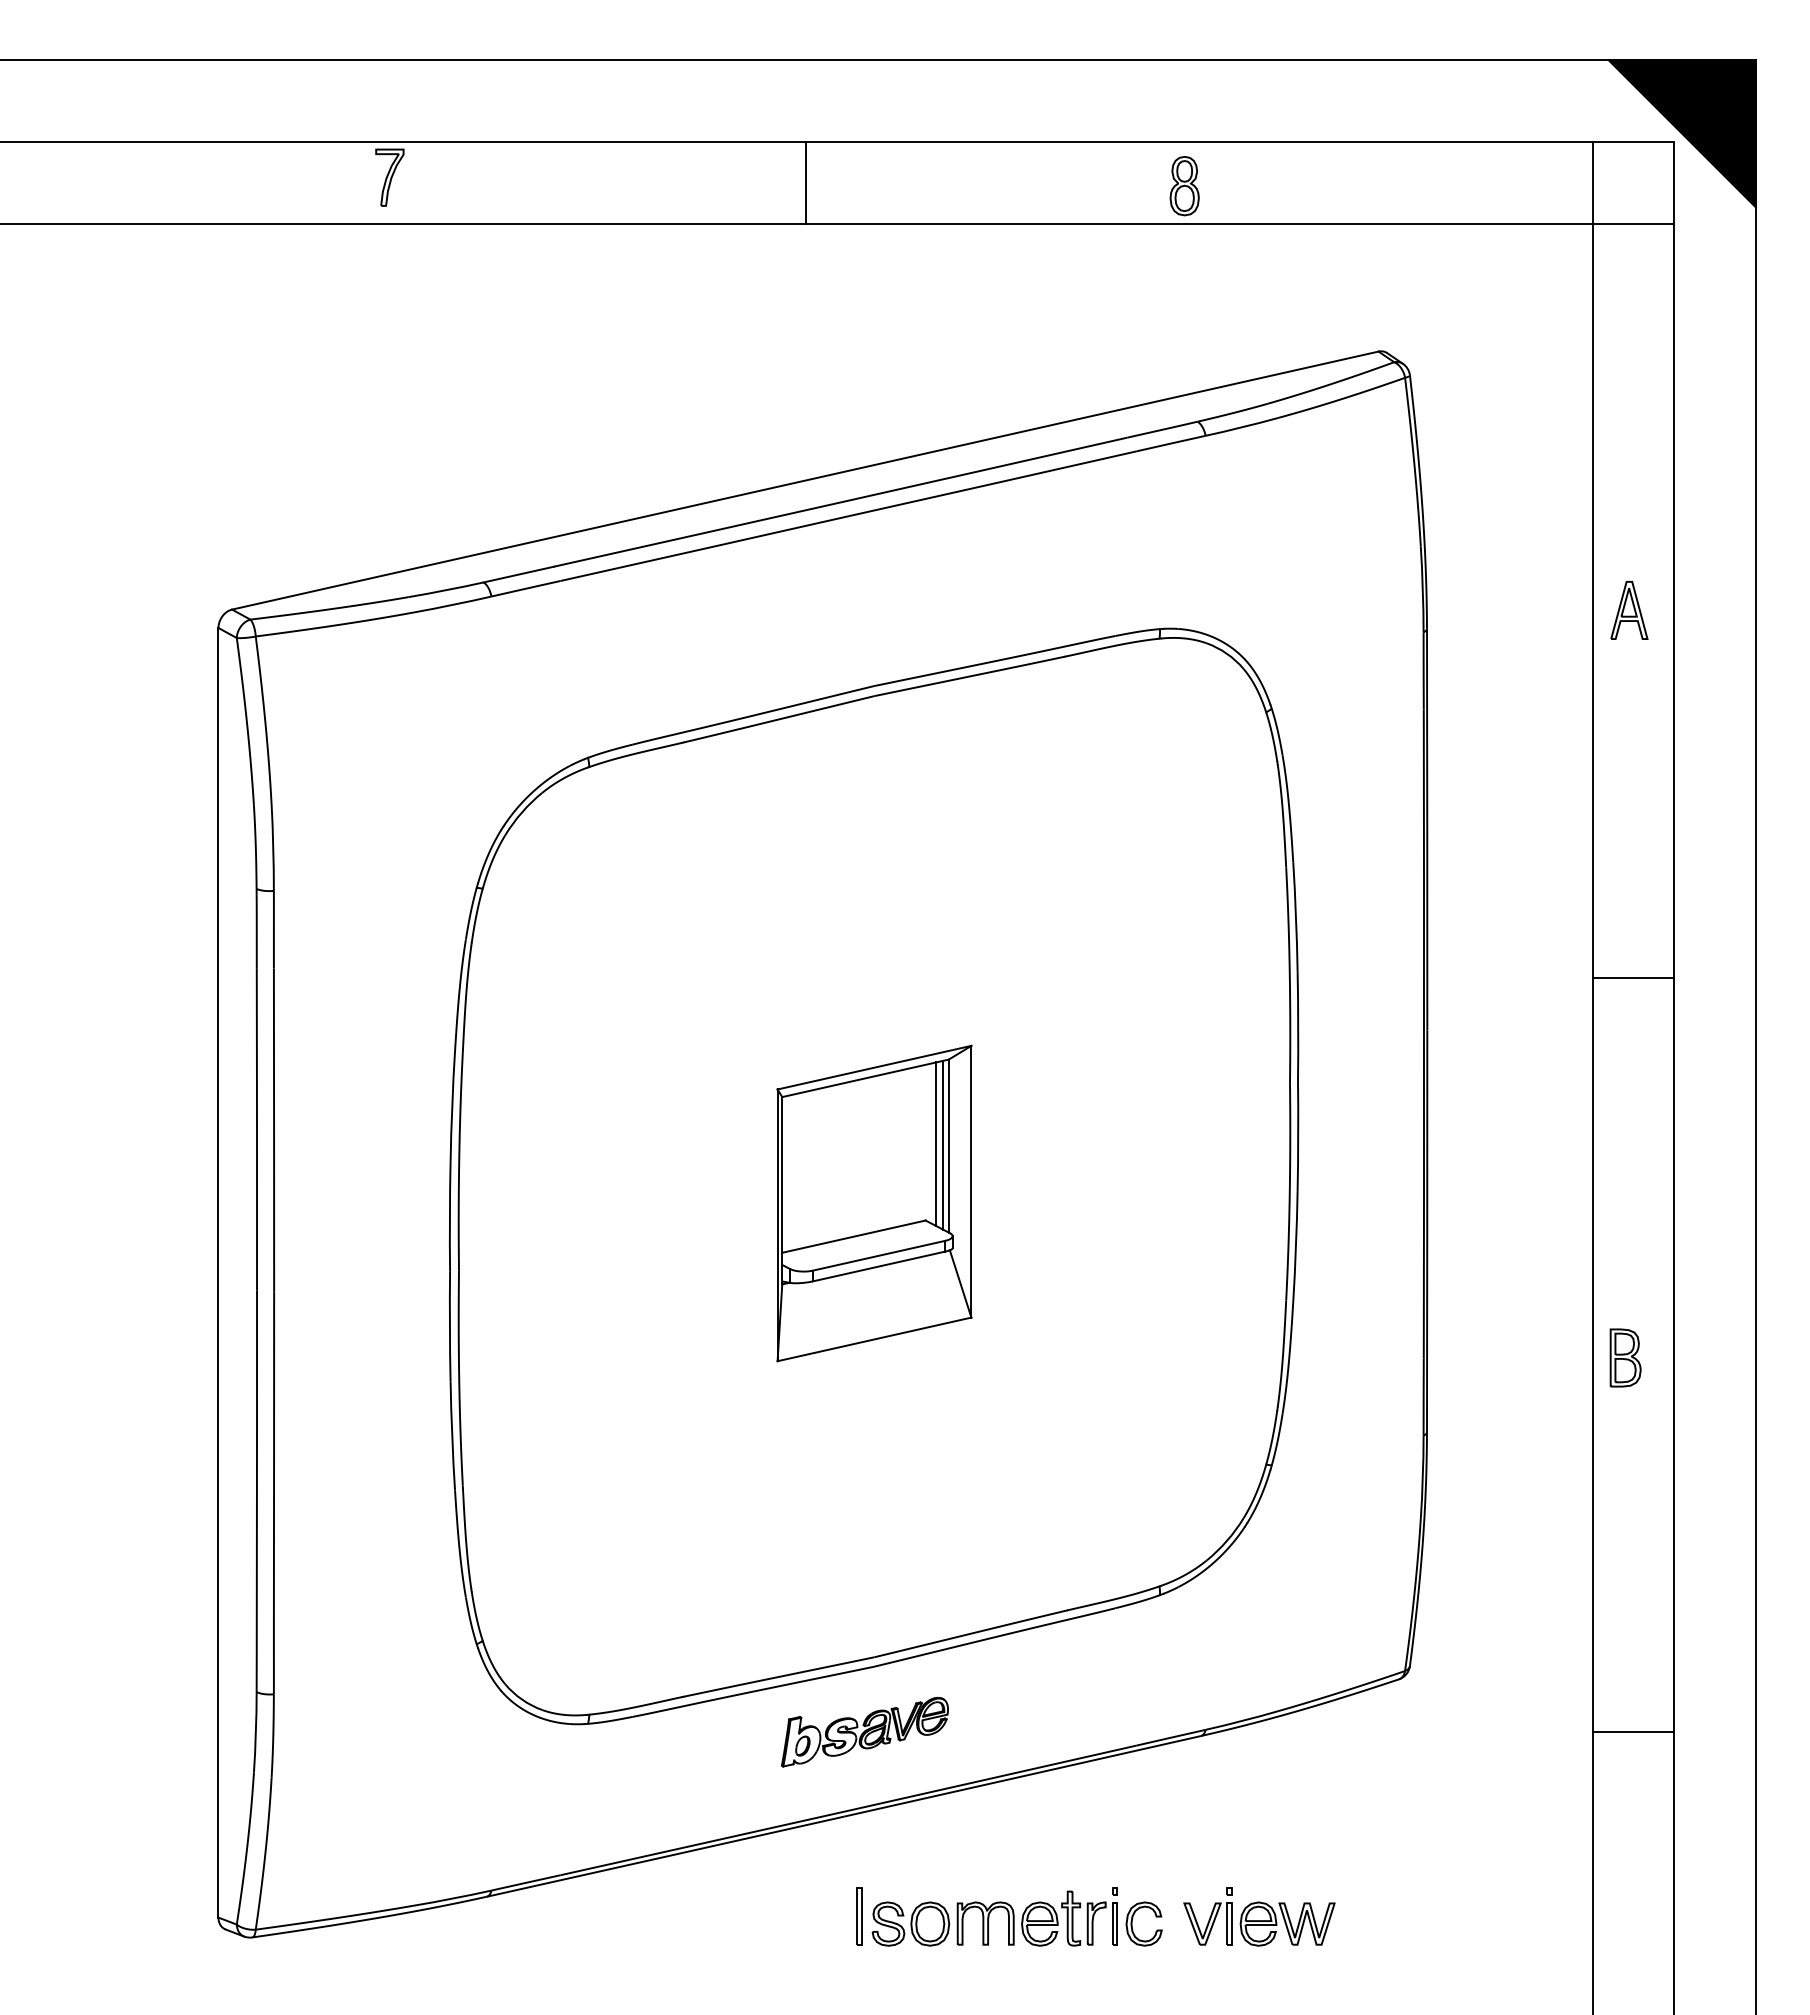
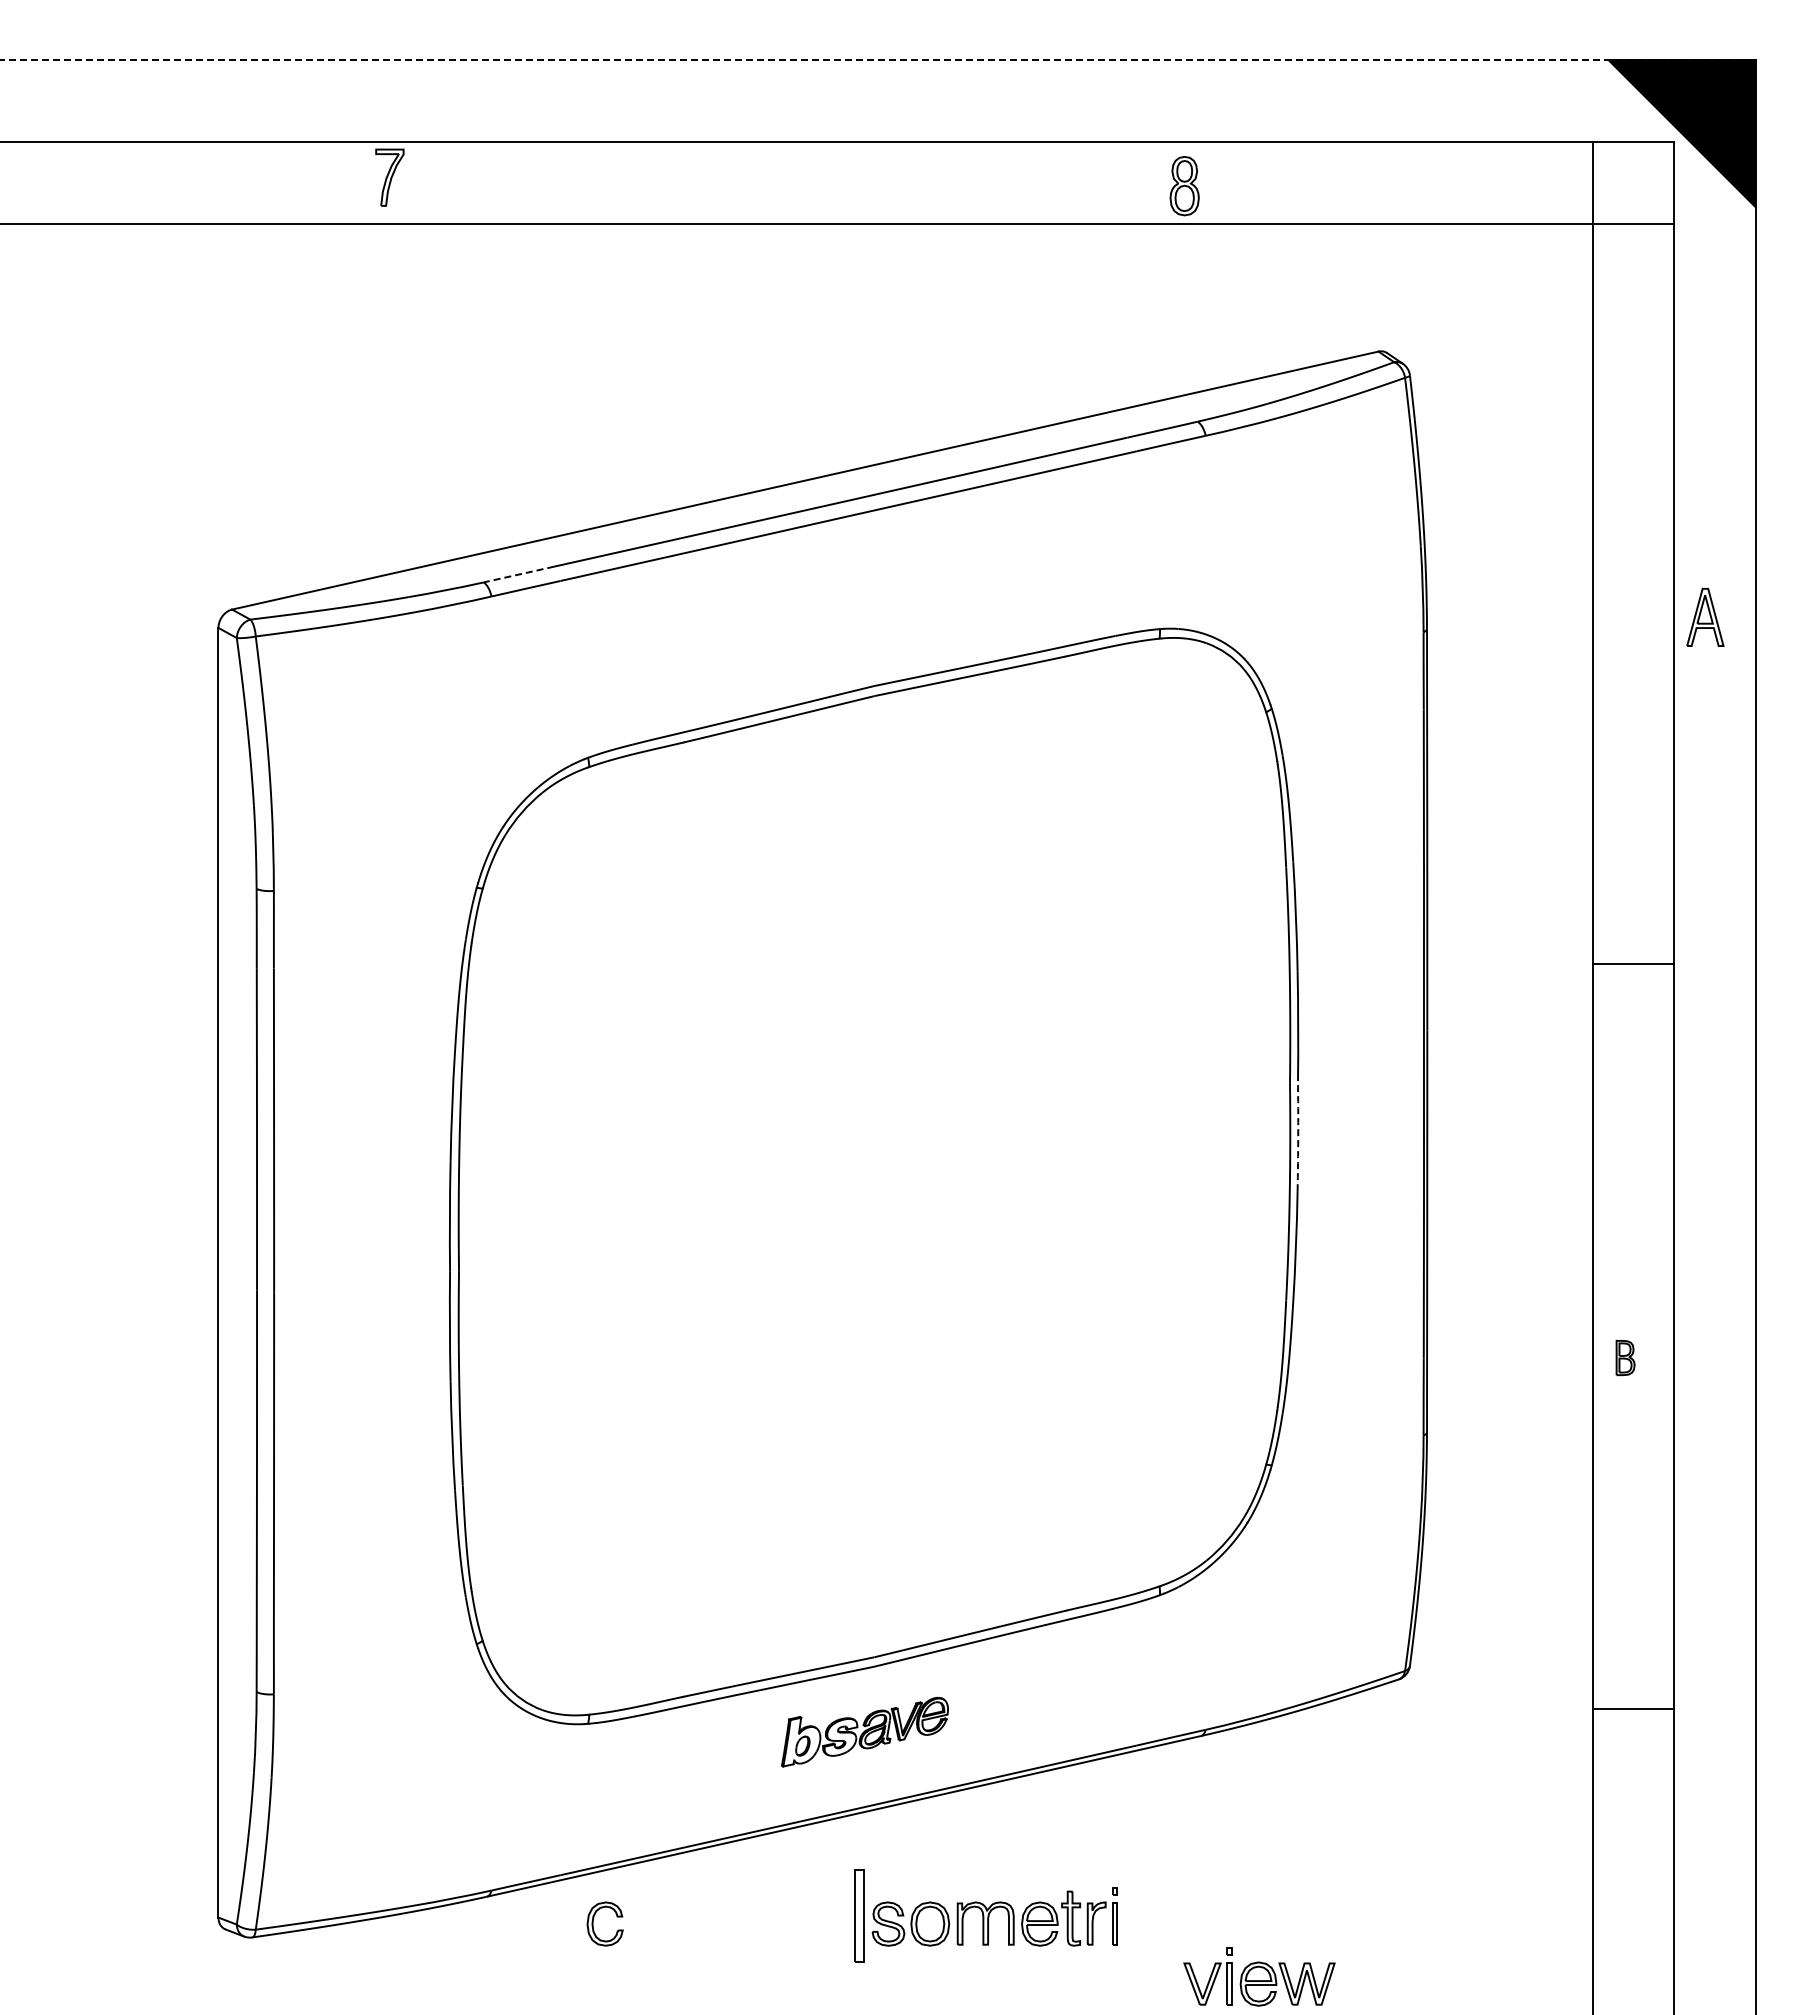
line: solid -> dashed (878, 60)
line: present -> none (806, 182)
line: solid -> dashed (518, 574)
part position: (1629, 610) -> (1705, 617) (1705, 617)
line position: (1633, 978) -> (1633, 964) (1633, 964)
arc: solid -> dashed (1298, 1136)
part: present -> none (874, 1203)
part size: 33x60 px -> 21x37 px (1625, 1358)
line position: (1633, 1732) -> (1633, 1709) (1633, 1709)
part size: 7x59 px -> 11x94 px (859, 1915)
part position: (1259, 1916) -> (1259, 1976) (1259, 1976)
part position: (1132, 1923) -> (593, 1923) (593, 1923)
